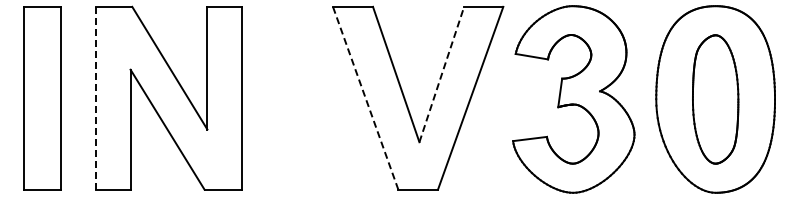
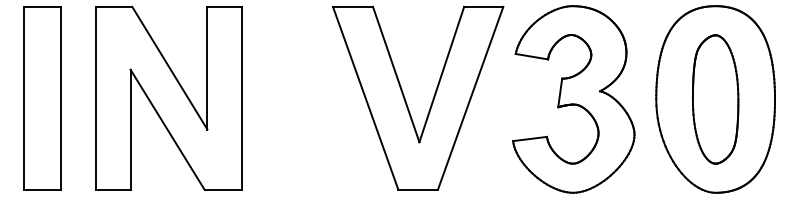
line: dashed -> solid (441, 74)
line: dashed -> solid (96, 97)
line: dashed -> solid (365, 97)
